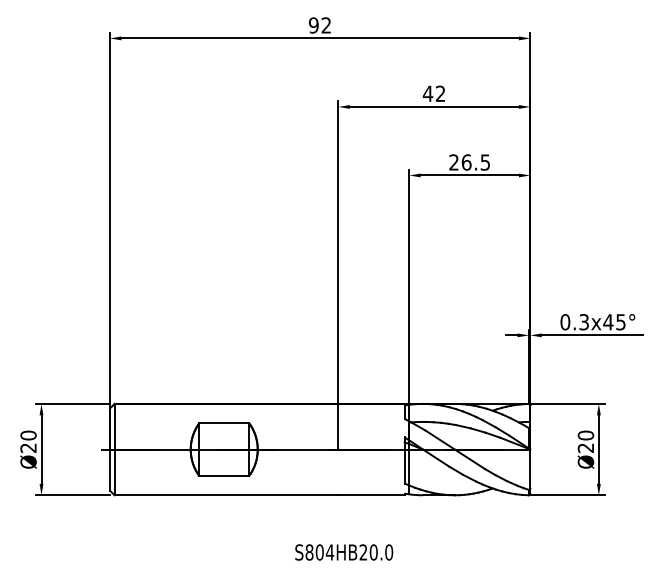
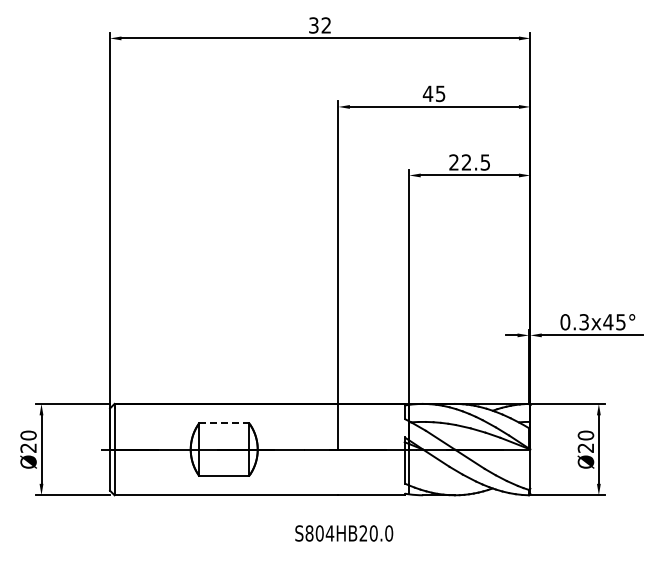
text: 92 -> 32 (313, 25)
text: 42 -> 45 (440, 93)
text: 26.5 -> 22.5 (466, 162)
line: solid -> dashed (224, 423)
text position: (344, 552) -> (344, 533) (344, 533)
